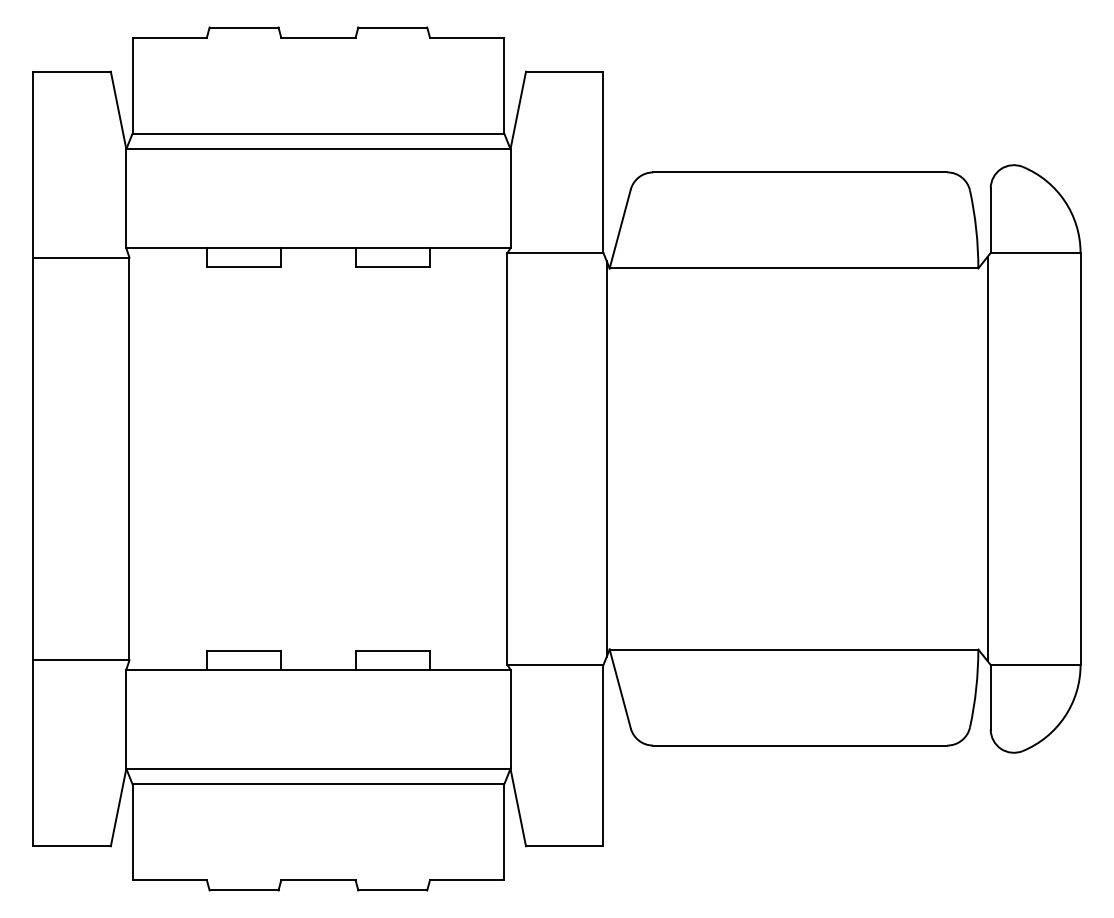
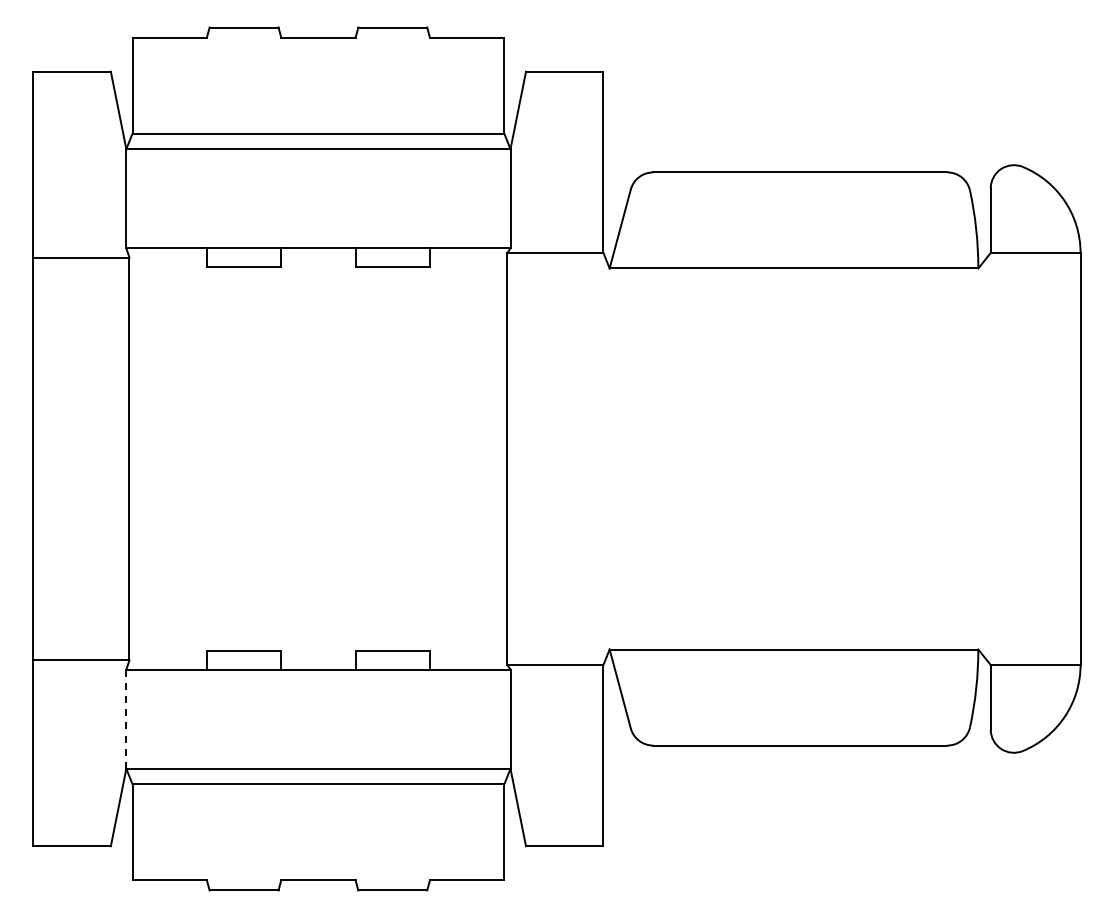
line: present -> none (606, 458)
line: present -> none (987, 458)
line: solid -> dashed (126, 719)
